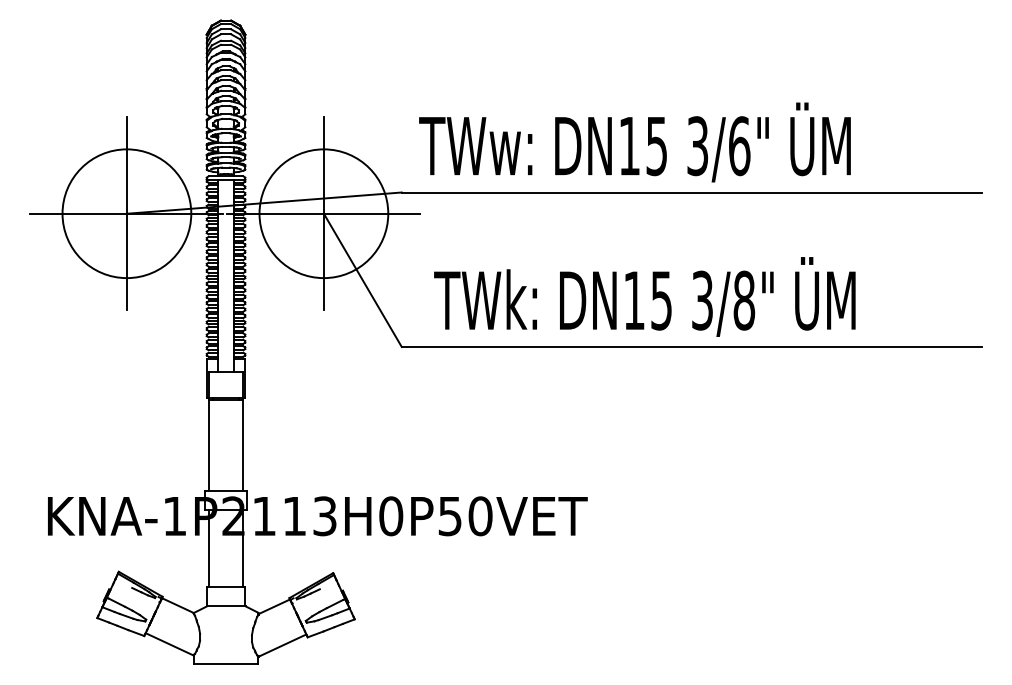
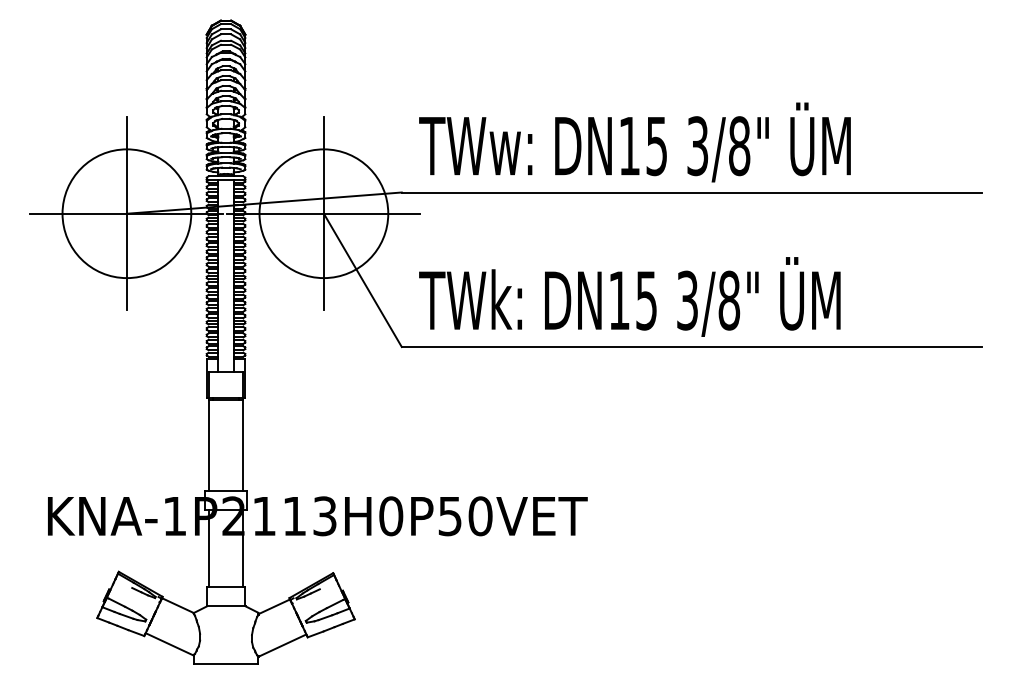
text: 3/6" -> 3/8" (739, 146)
text position: (644, 296) -> (629, 296) (629, 296)
